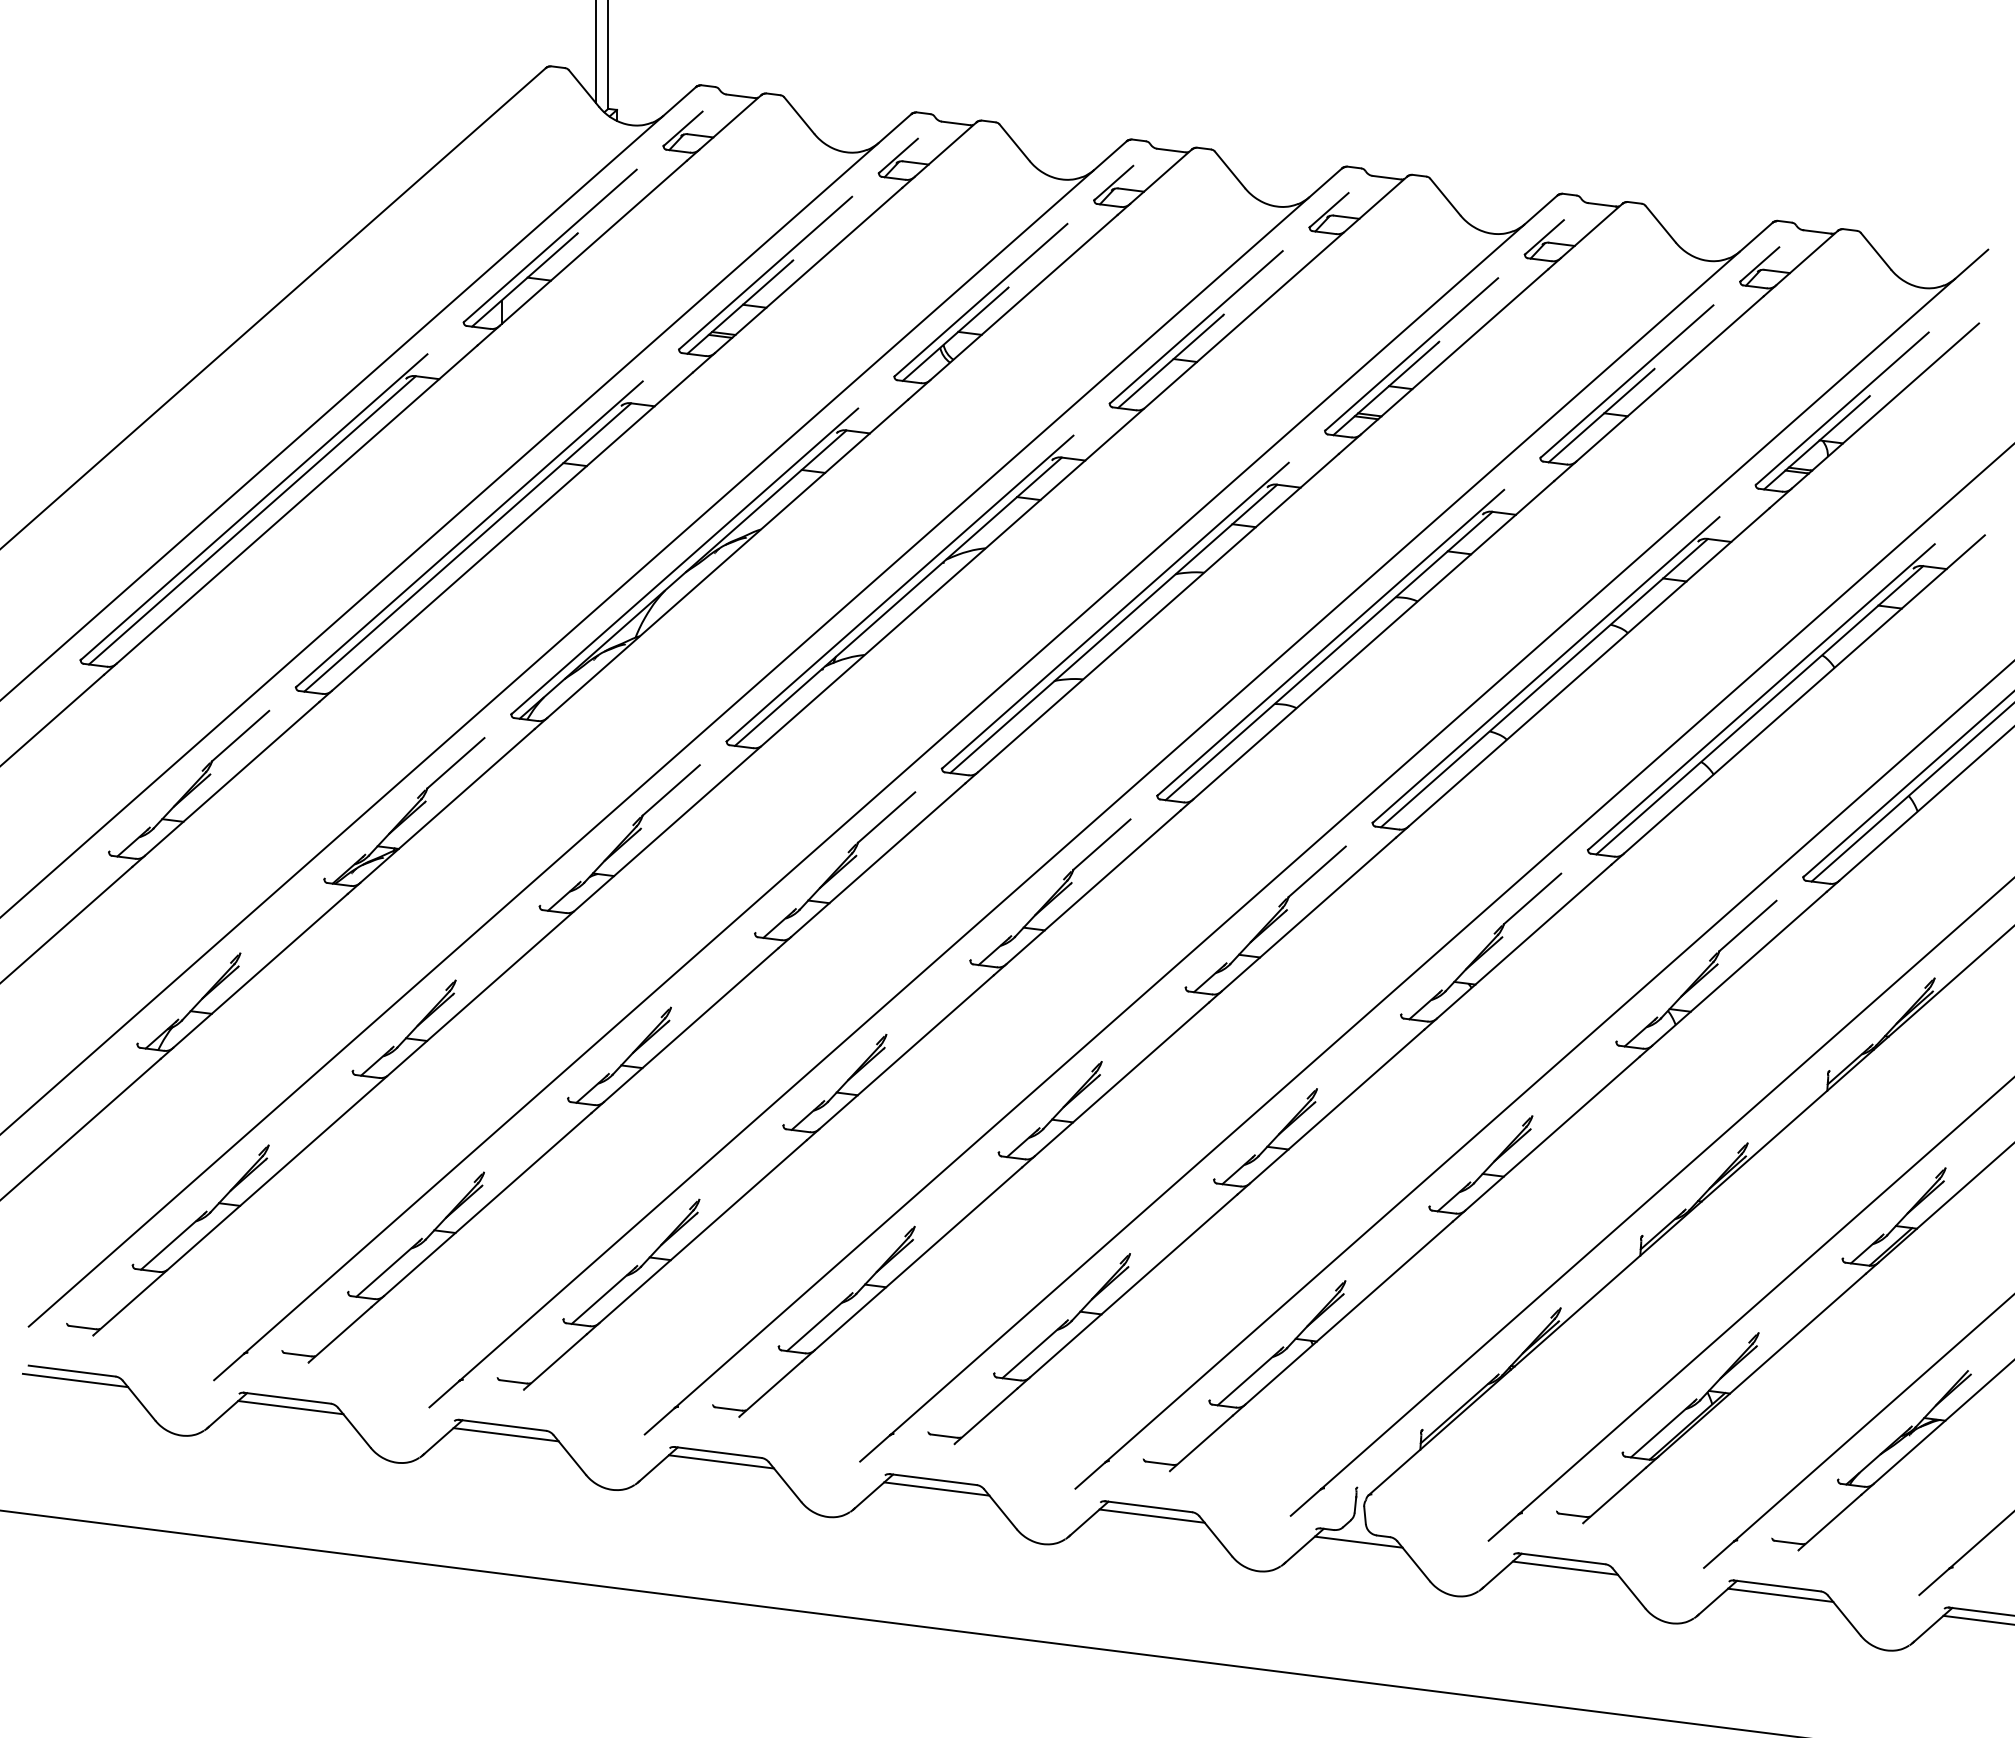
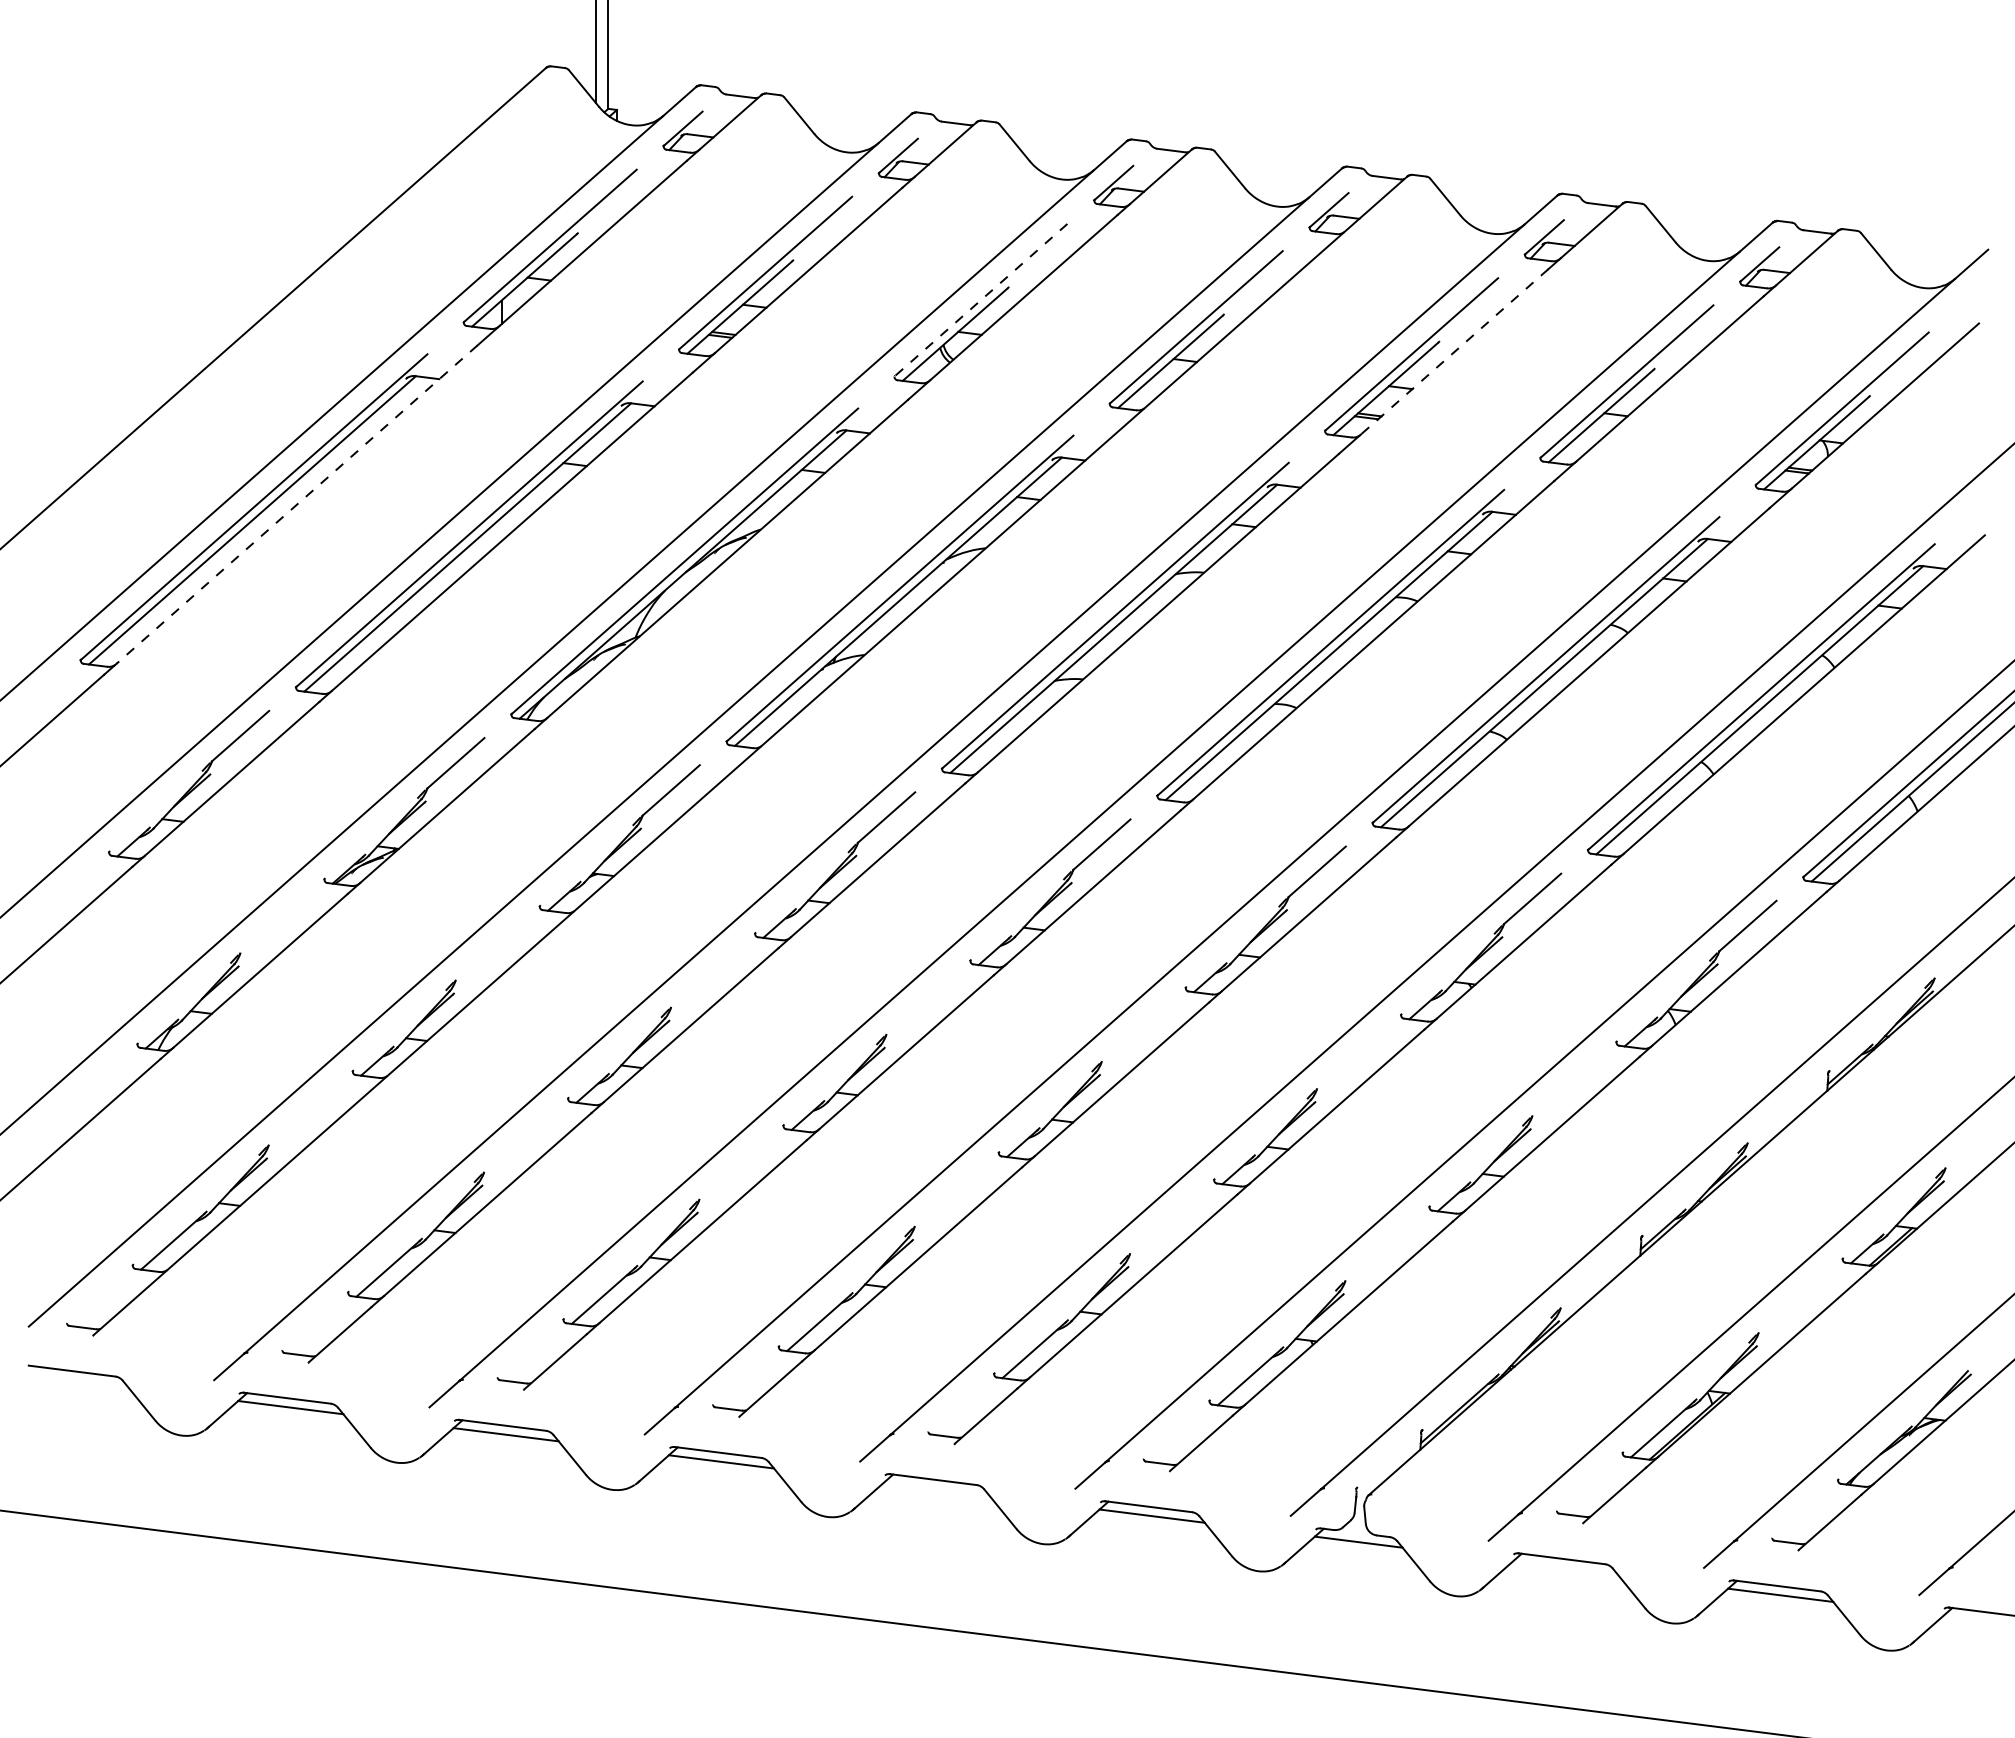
line: solid -> dashed (980, 300)
line: solid -> dashed (1454, 351)
line: solid -> dashed (297, 504)
line: present -> none (75, 1380)
line: present -> none (936, 1488)
line: present -> none (1564, 1567)
line: present -> none (1977, 1619)
